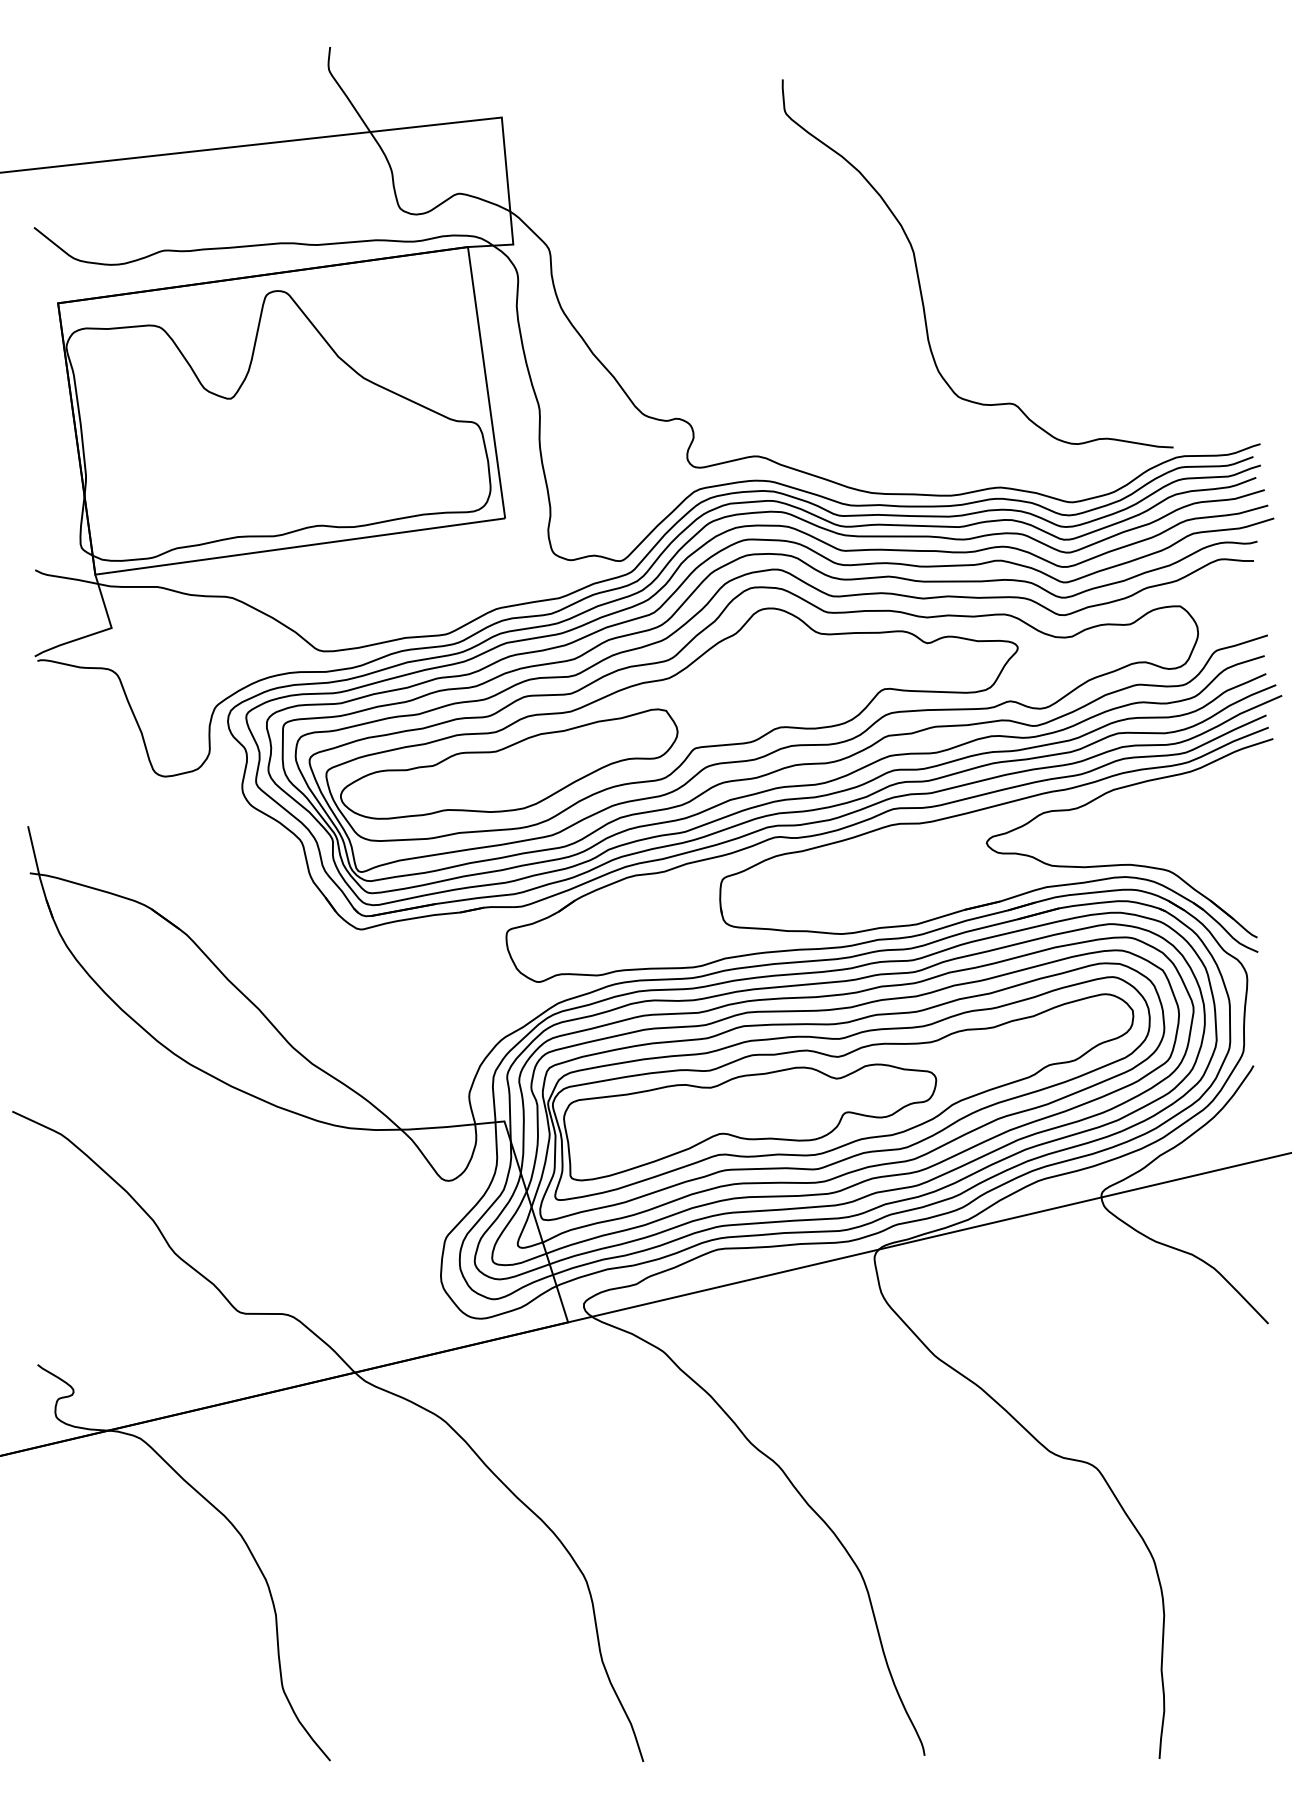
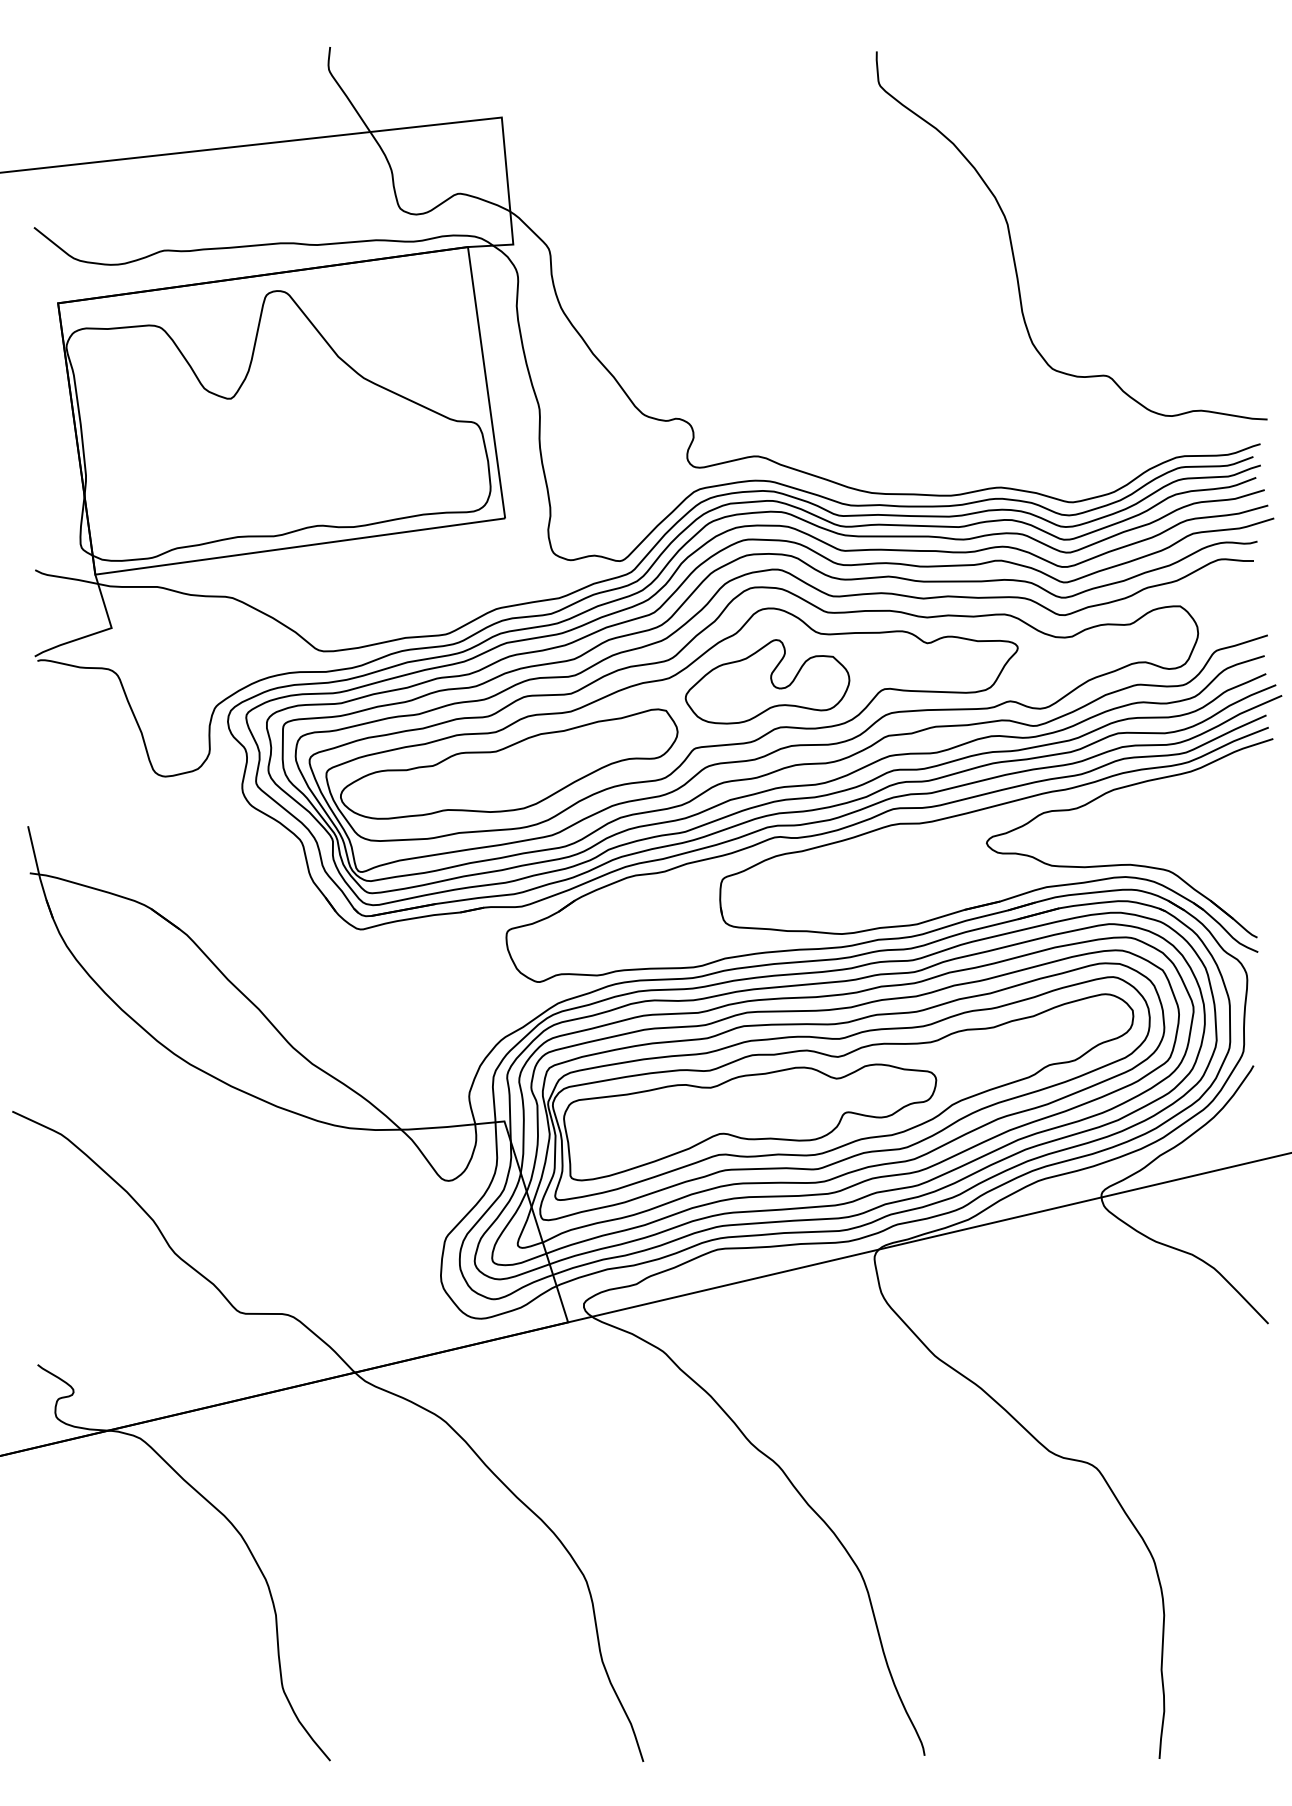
curve position: (919, 277) -> (1013, 249) (1013, 249)
part: none -> present (767, 681)
